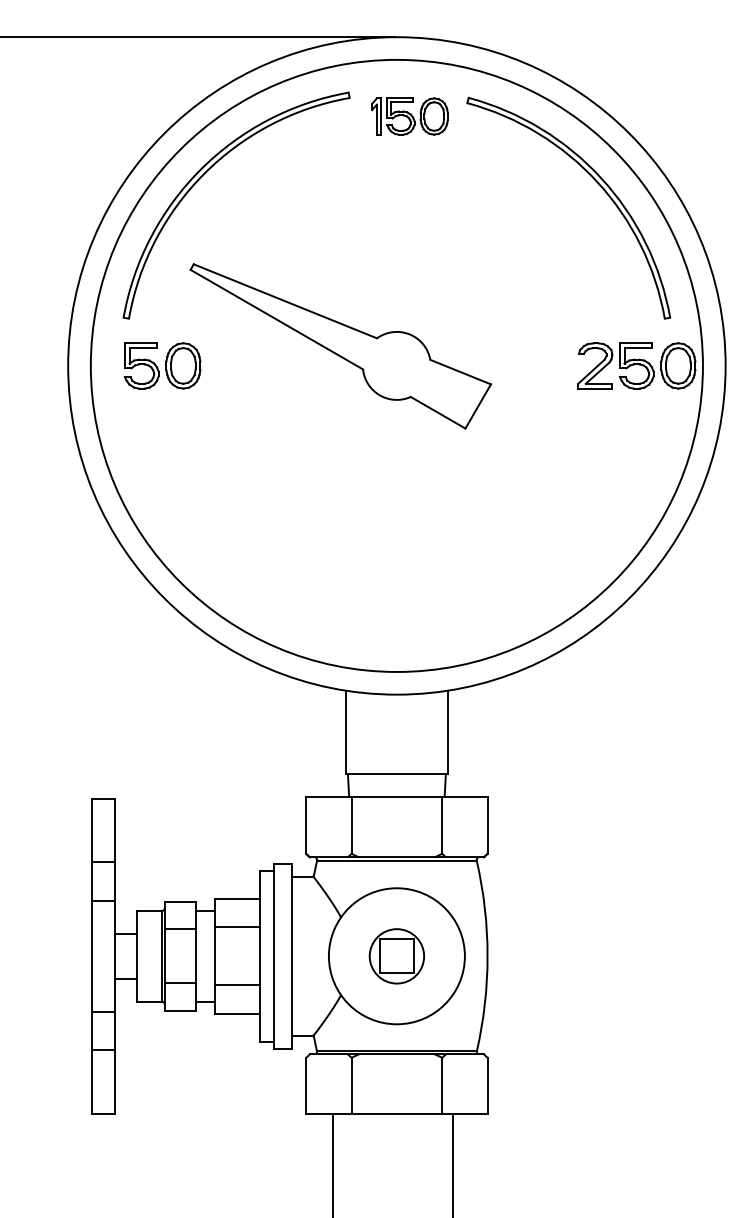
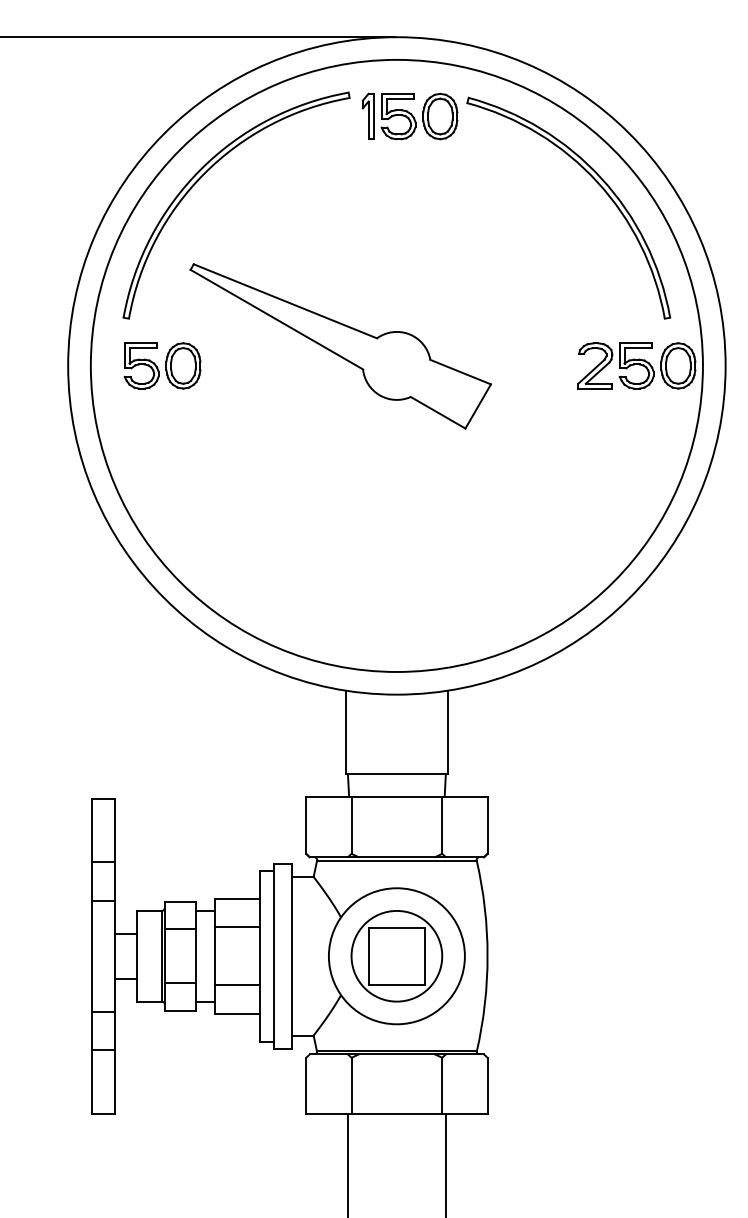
part size: 78x39 px -> 98x49 px (409, 116)
part size: 57x57 px -> 94x93 px (396, 956)
line position: (332, 1164) -> (347, 1164) (347, 1164)
line position: (452, 1164) -> (445, 1164) (445, 1164)
